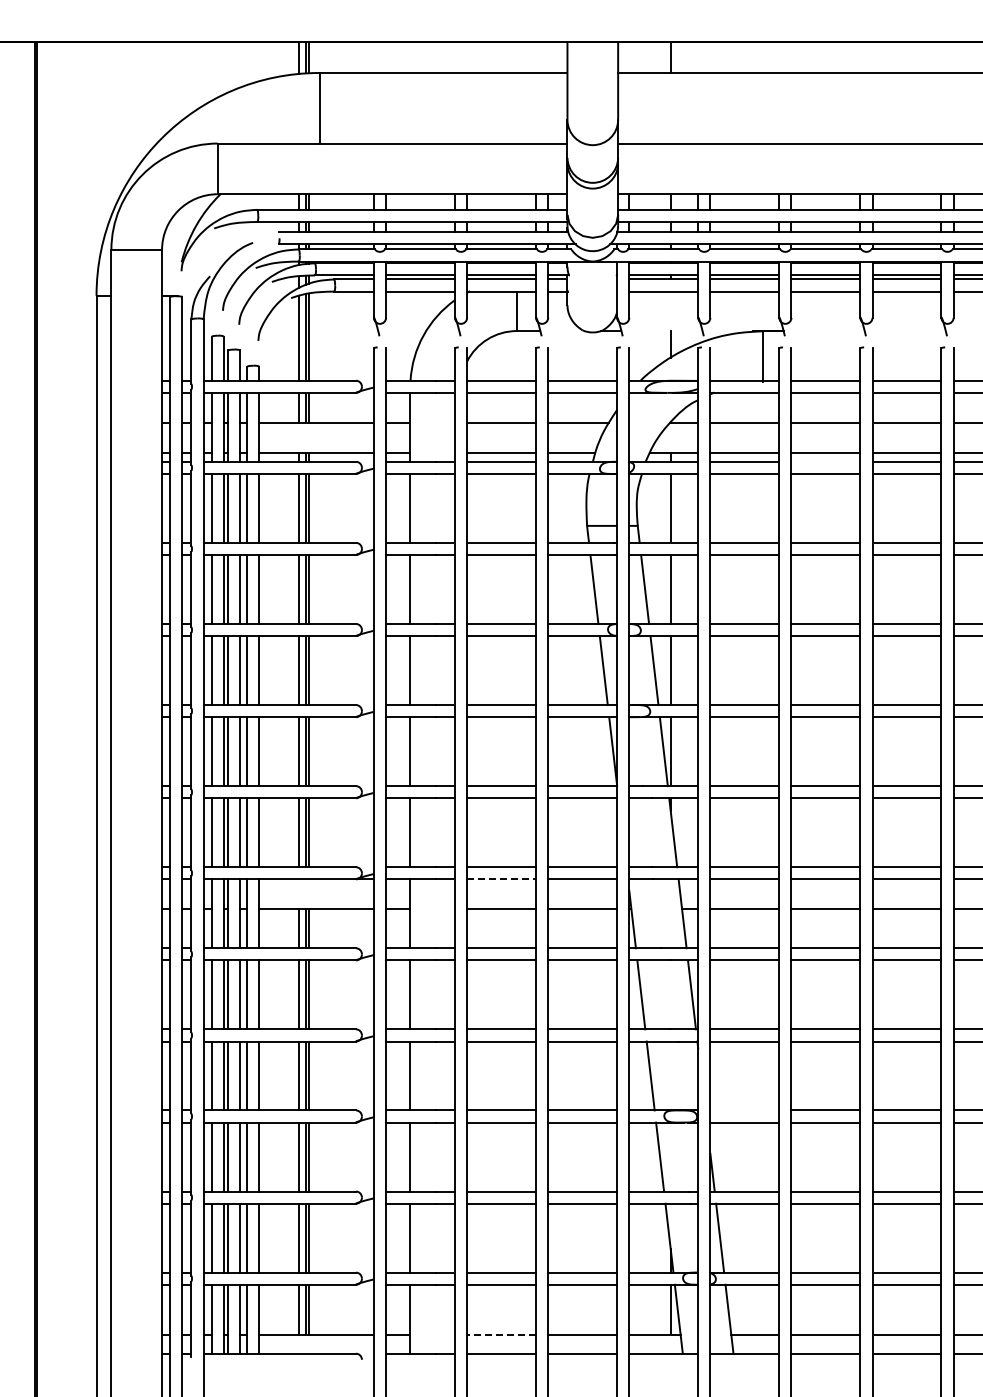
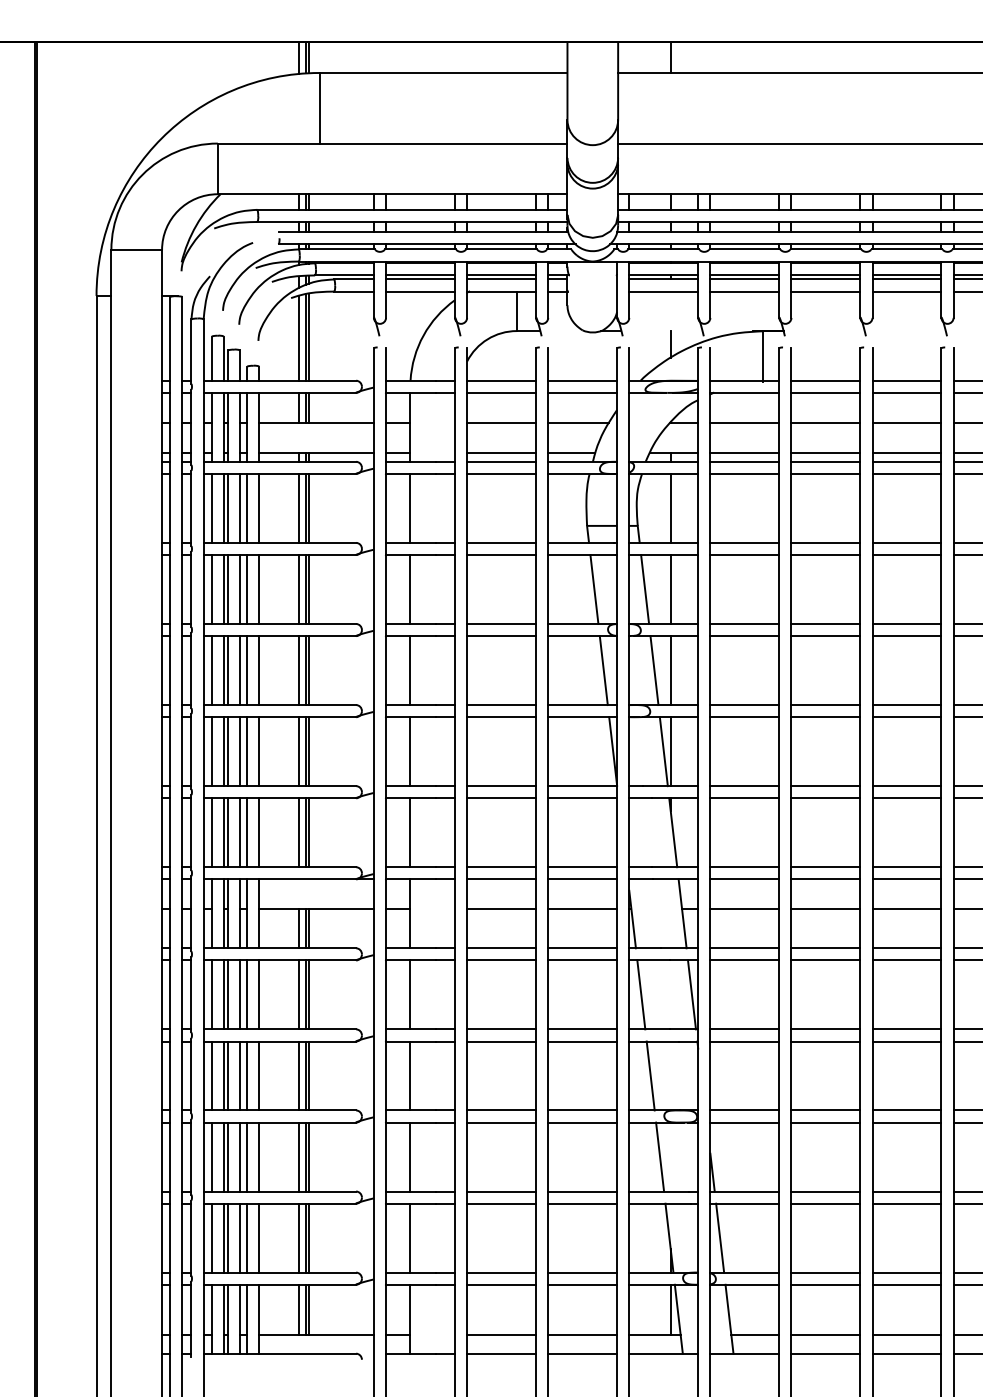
line: none -> present (825, 461)
line: dashed -> solid (502, 879)
line: none -> present (744, 1110)
line: dashed -> solid (501, 1334)
